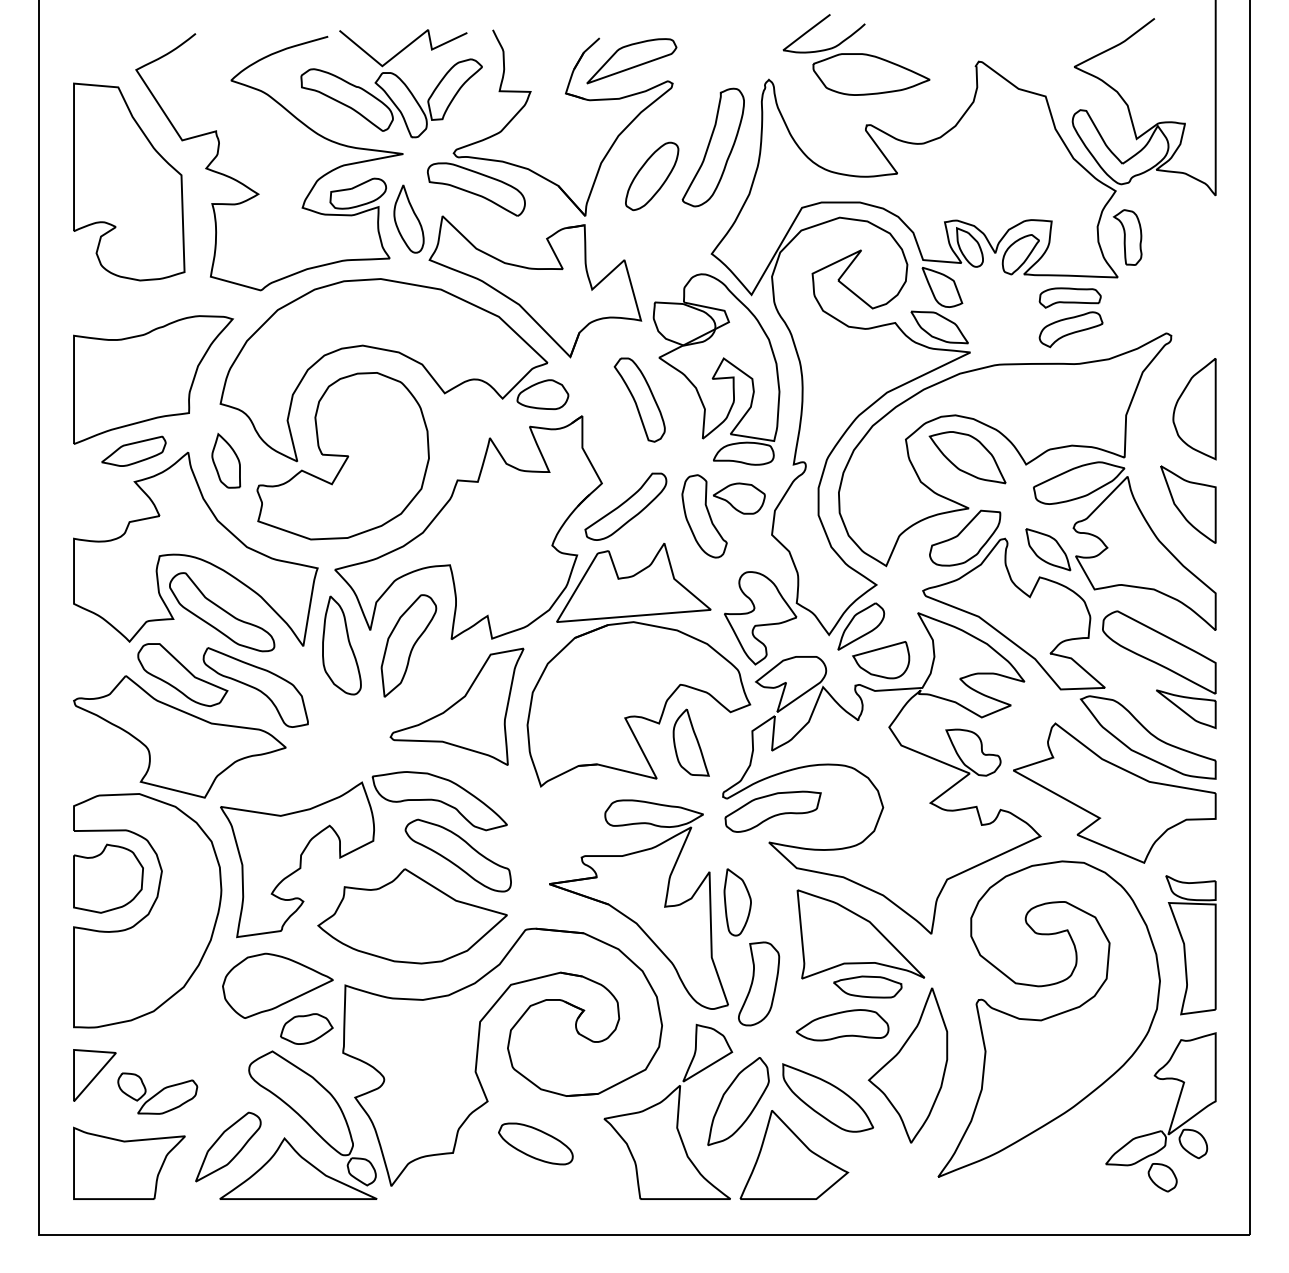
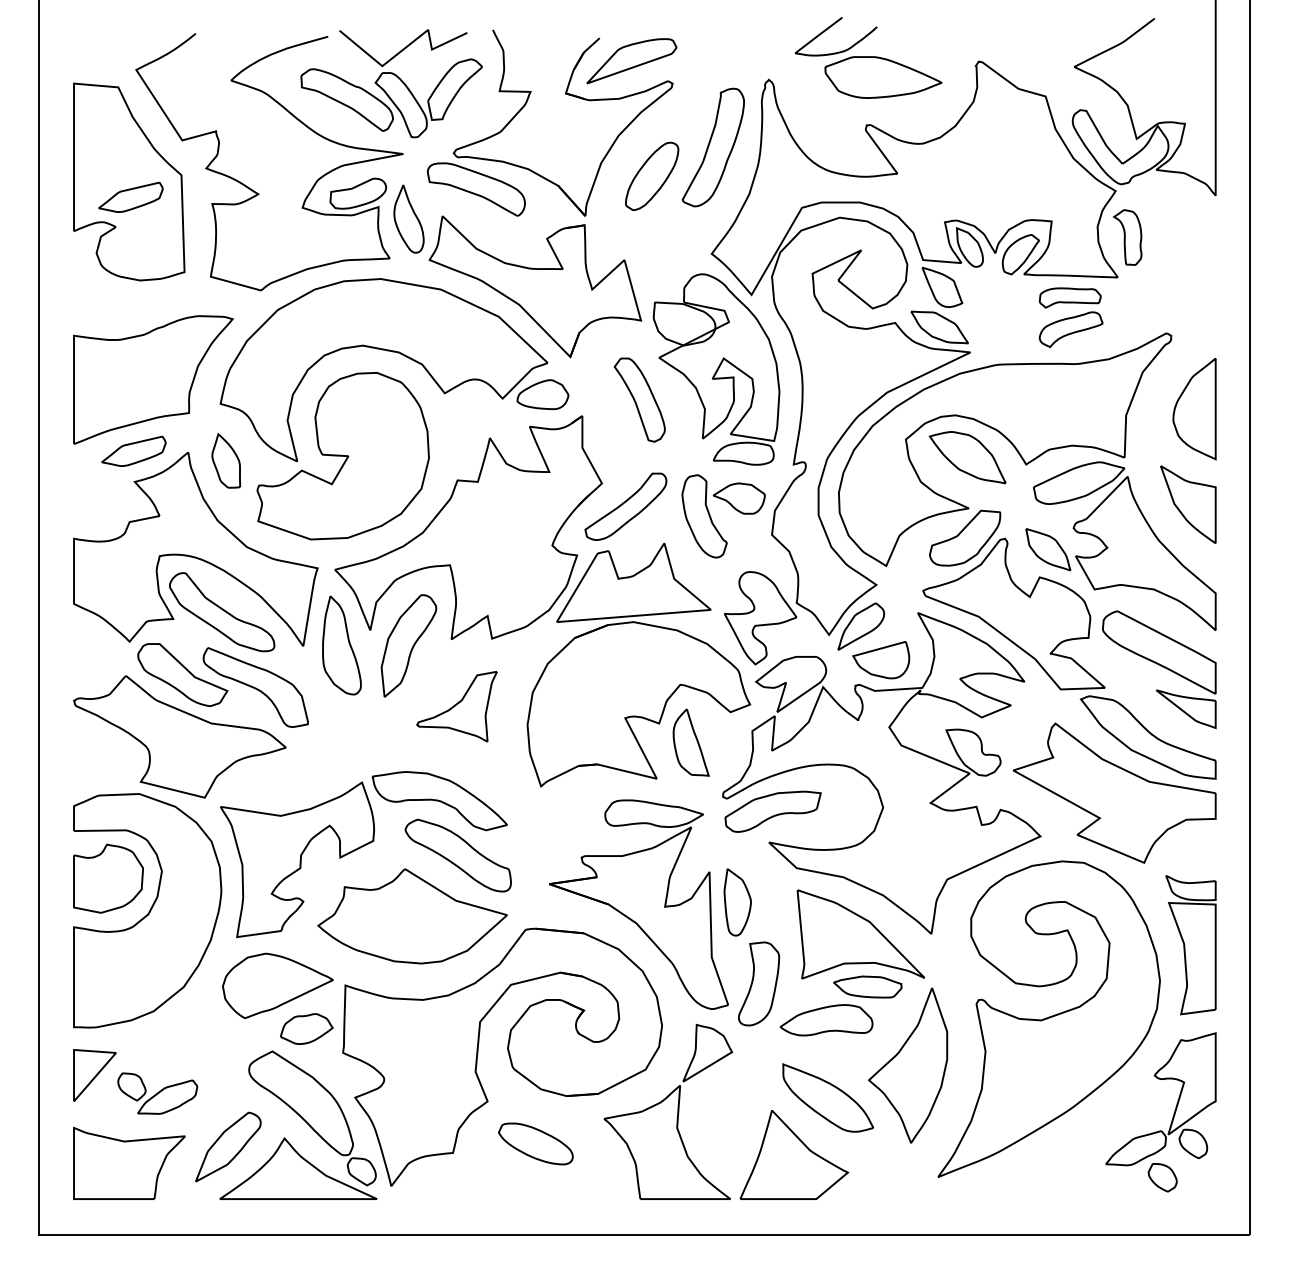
part position: (856, 54) -> (868, 57) (868, 57)
part: none -> present (130, 196)
part size: 136x119 px -> 82x72 px (456, 706)
part position: (842, 1025) -> (826, 1020) (826, 1020)
part: present -> none (738, 1101)
